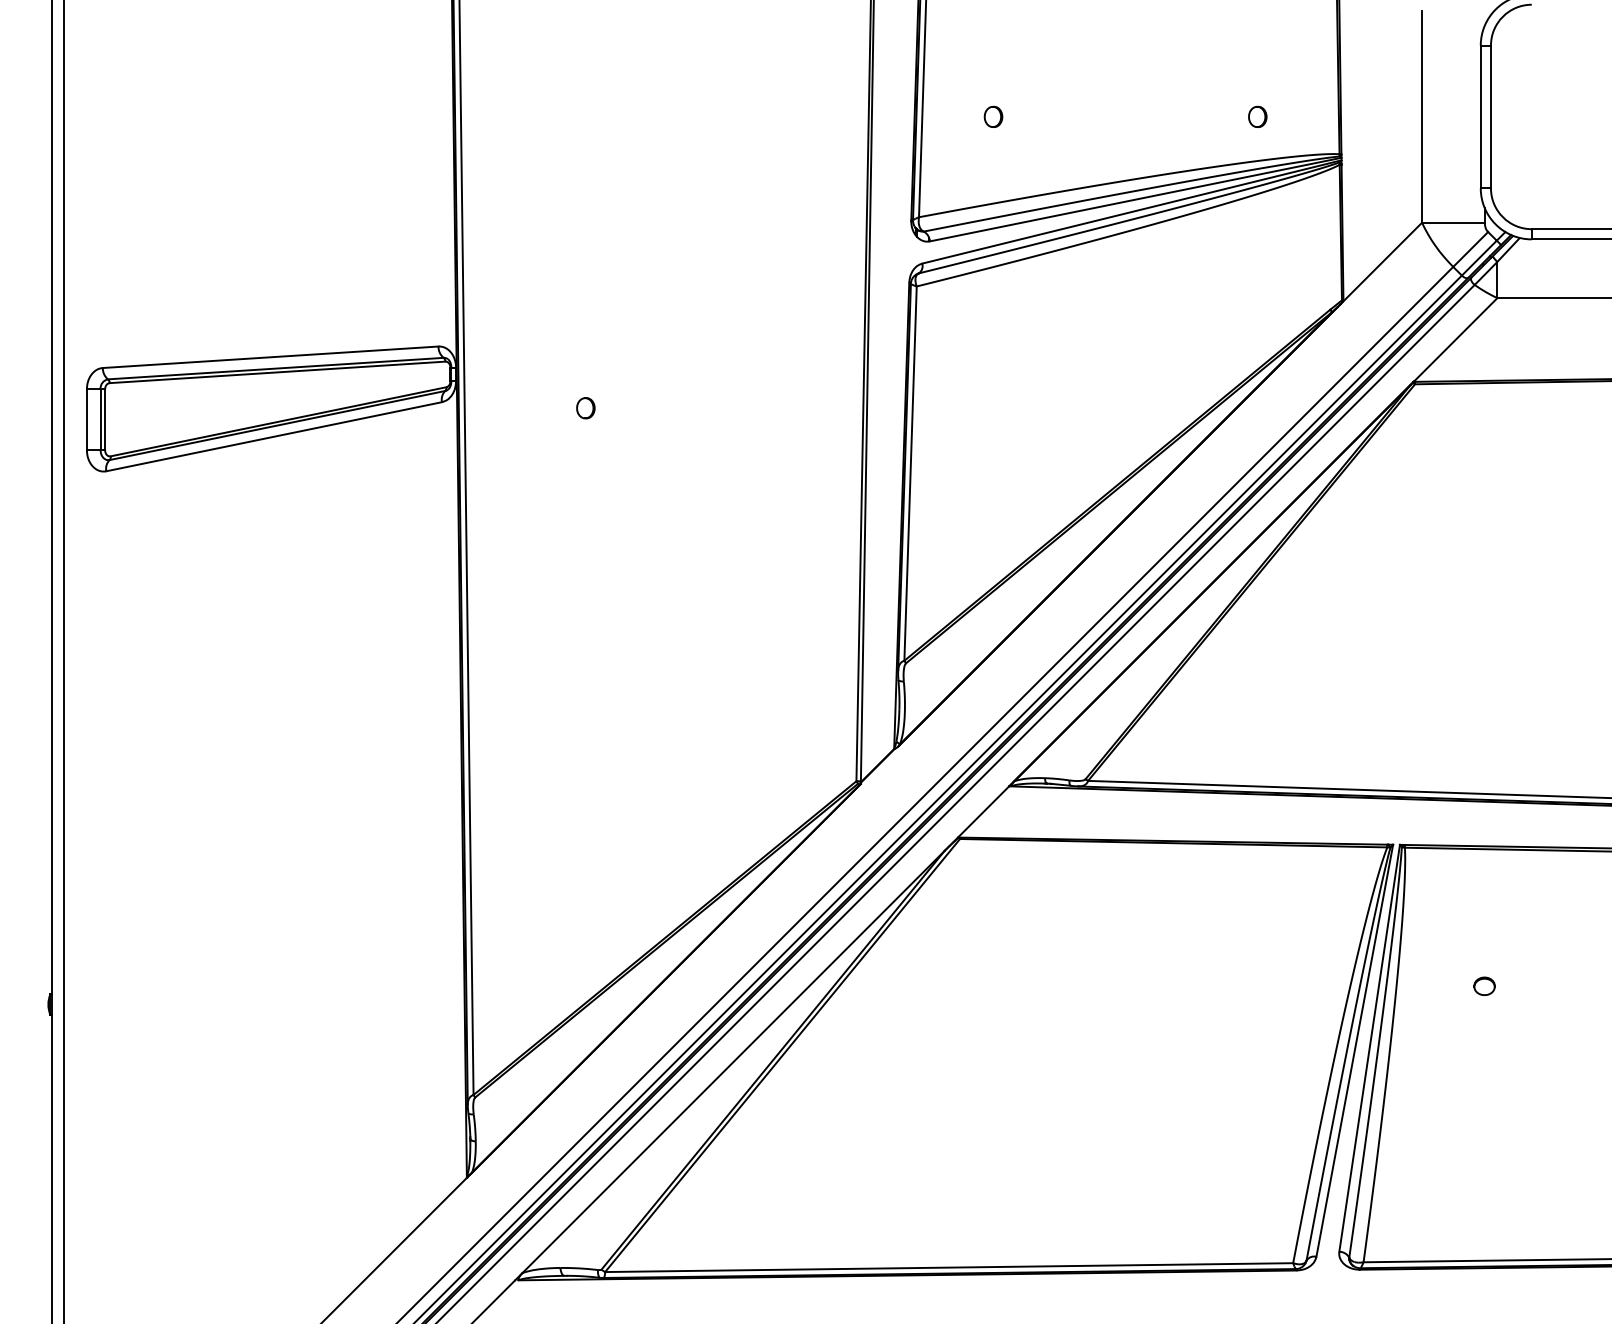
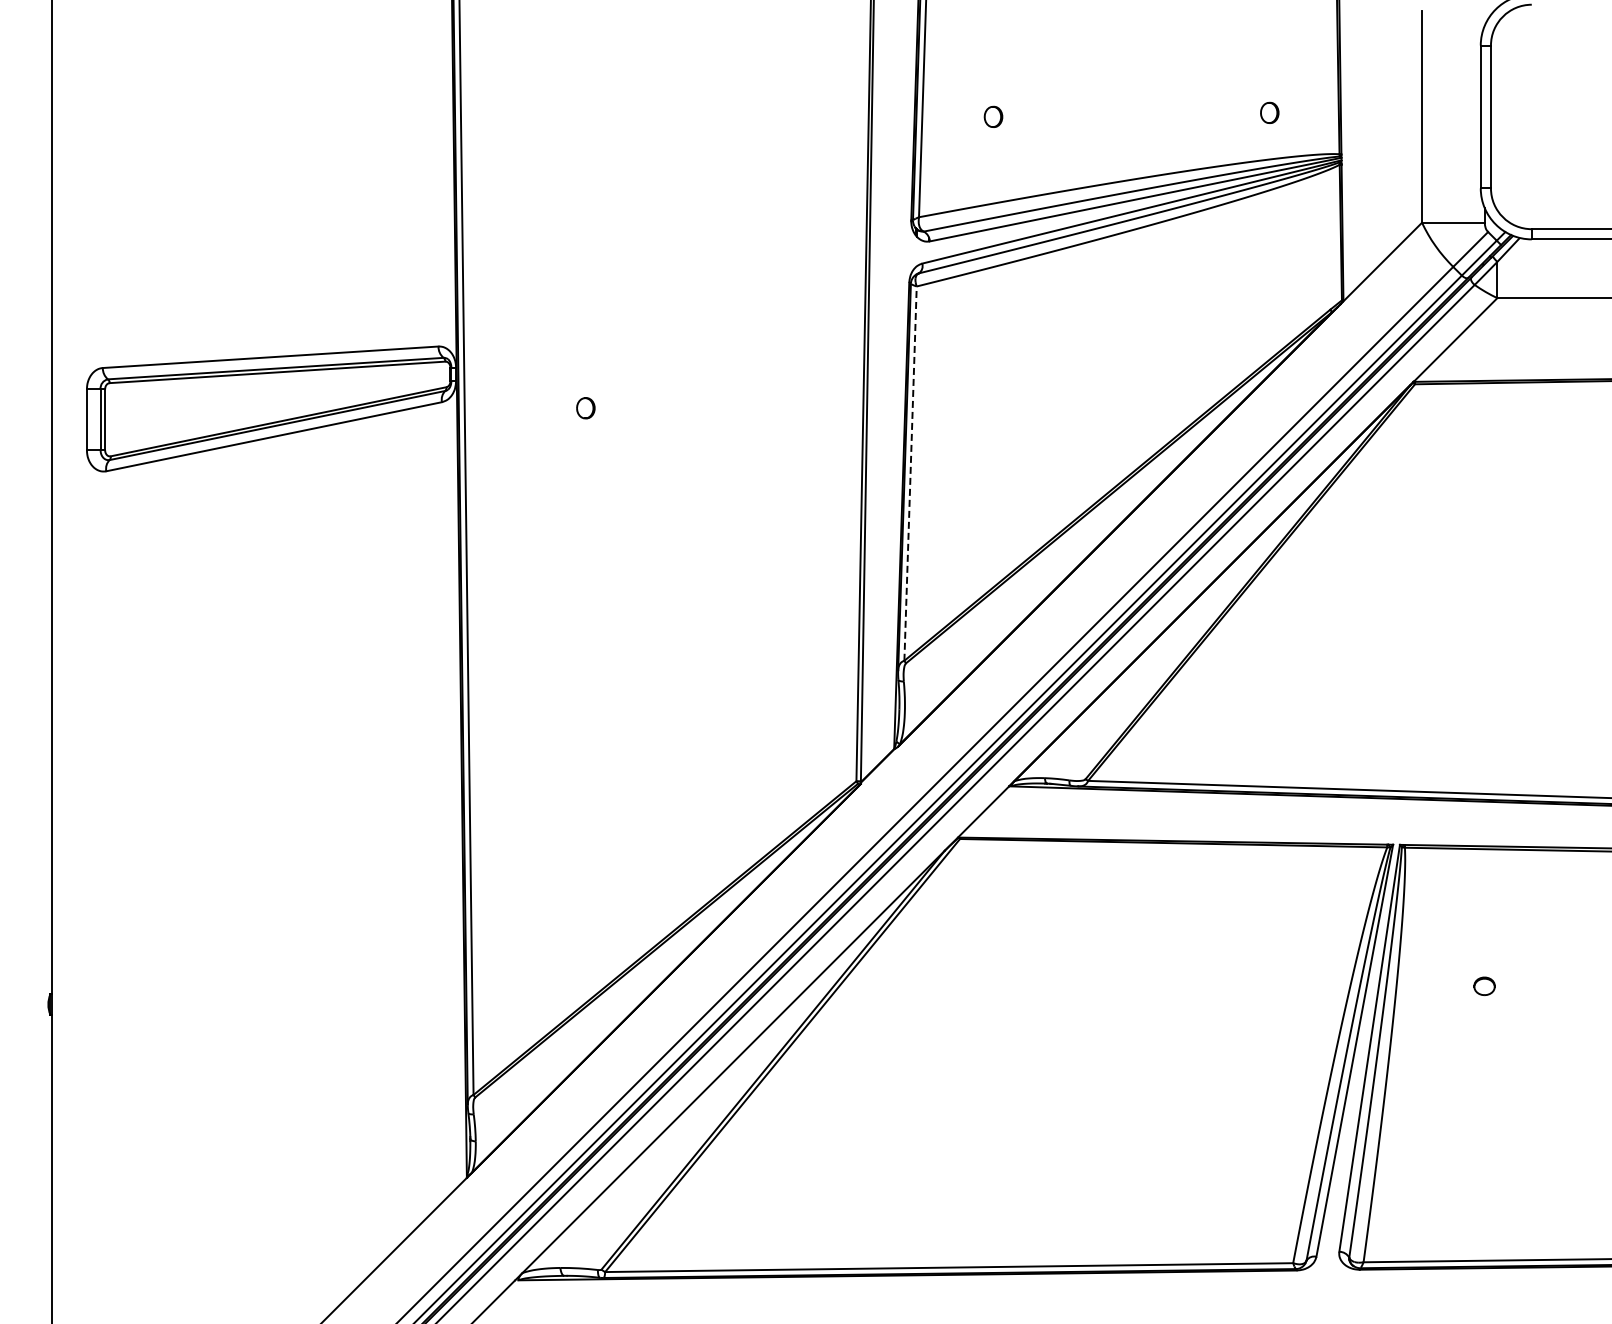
part position: (1257, 116) -> (1269, 112) (1269, 112)
line: solid -> dashed (910, 473)
line: present -> none (64, 661)
